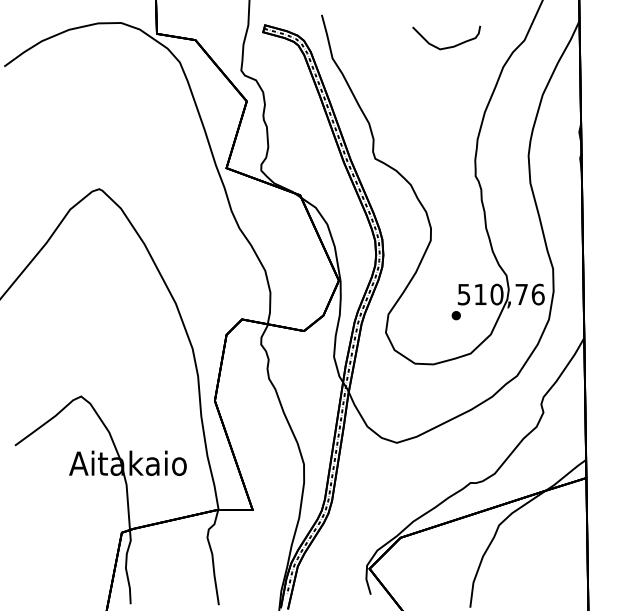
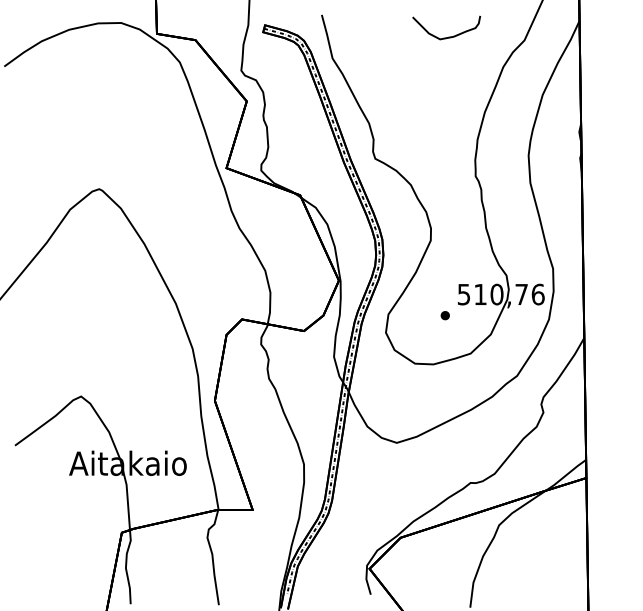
curve position: (448, 46) -> (448, 36) (448, 36)
part position: (455, 315) -> (444, 315) (444, 315)
